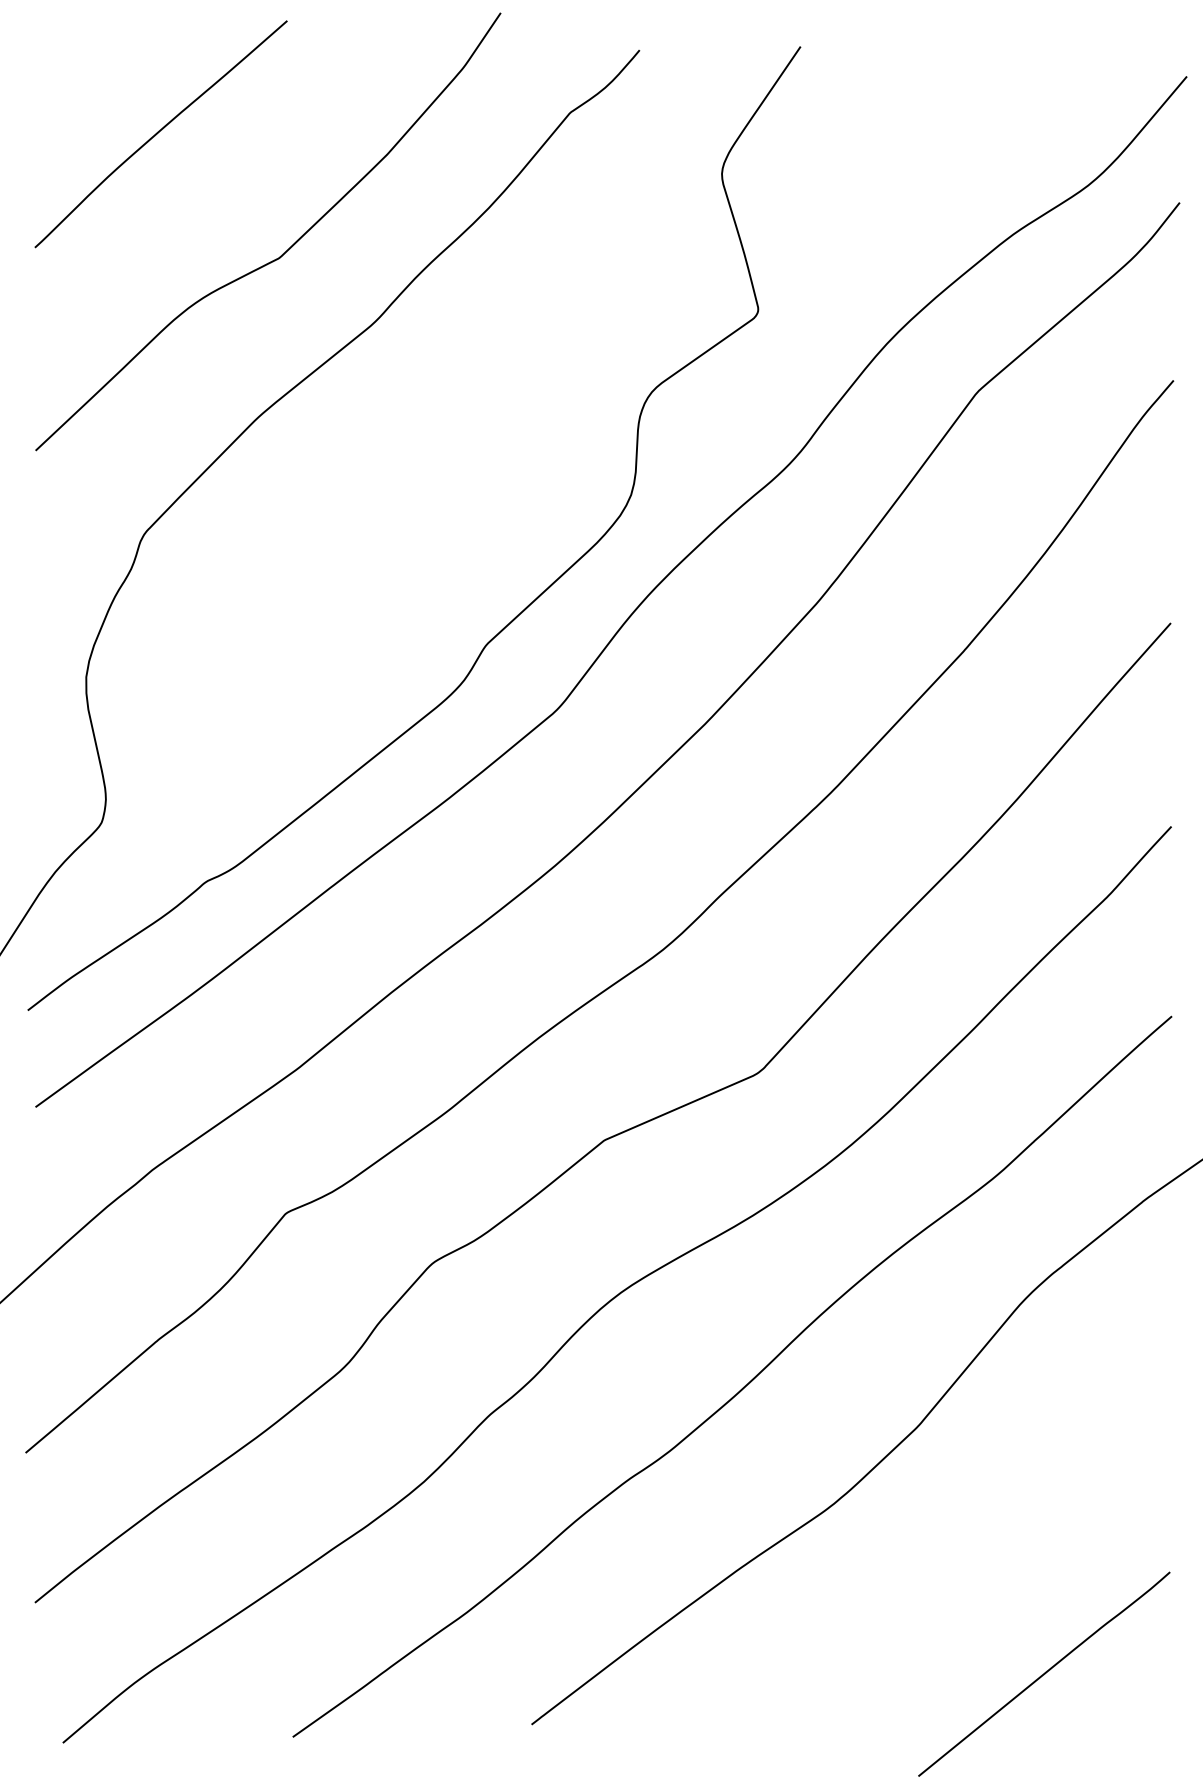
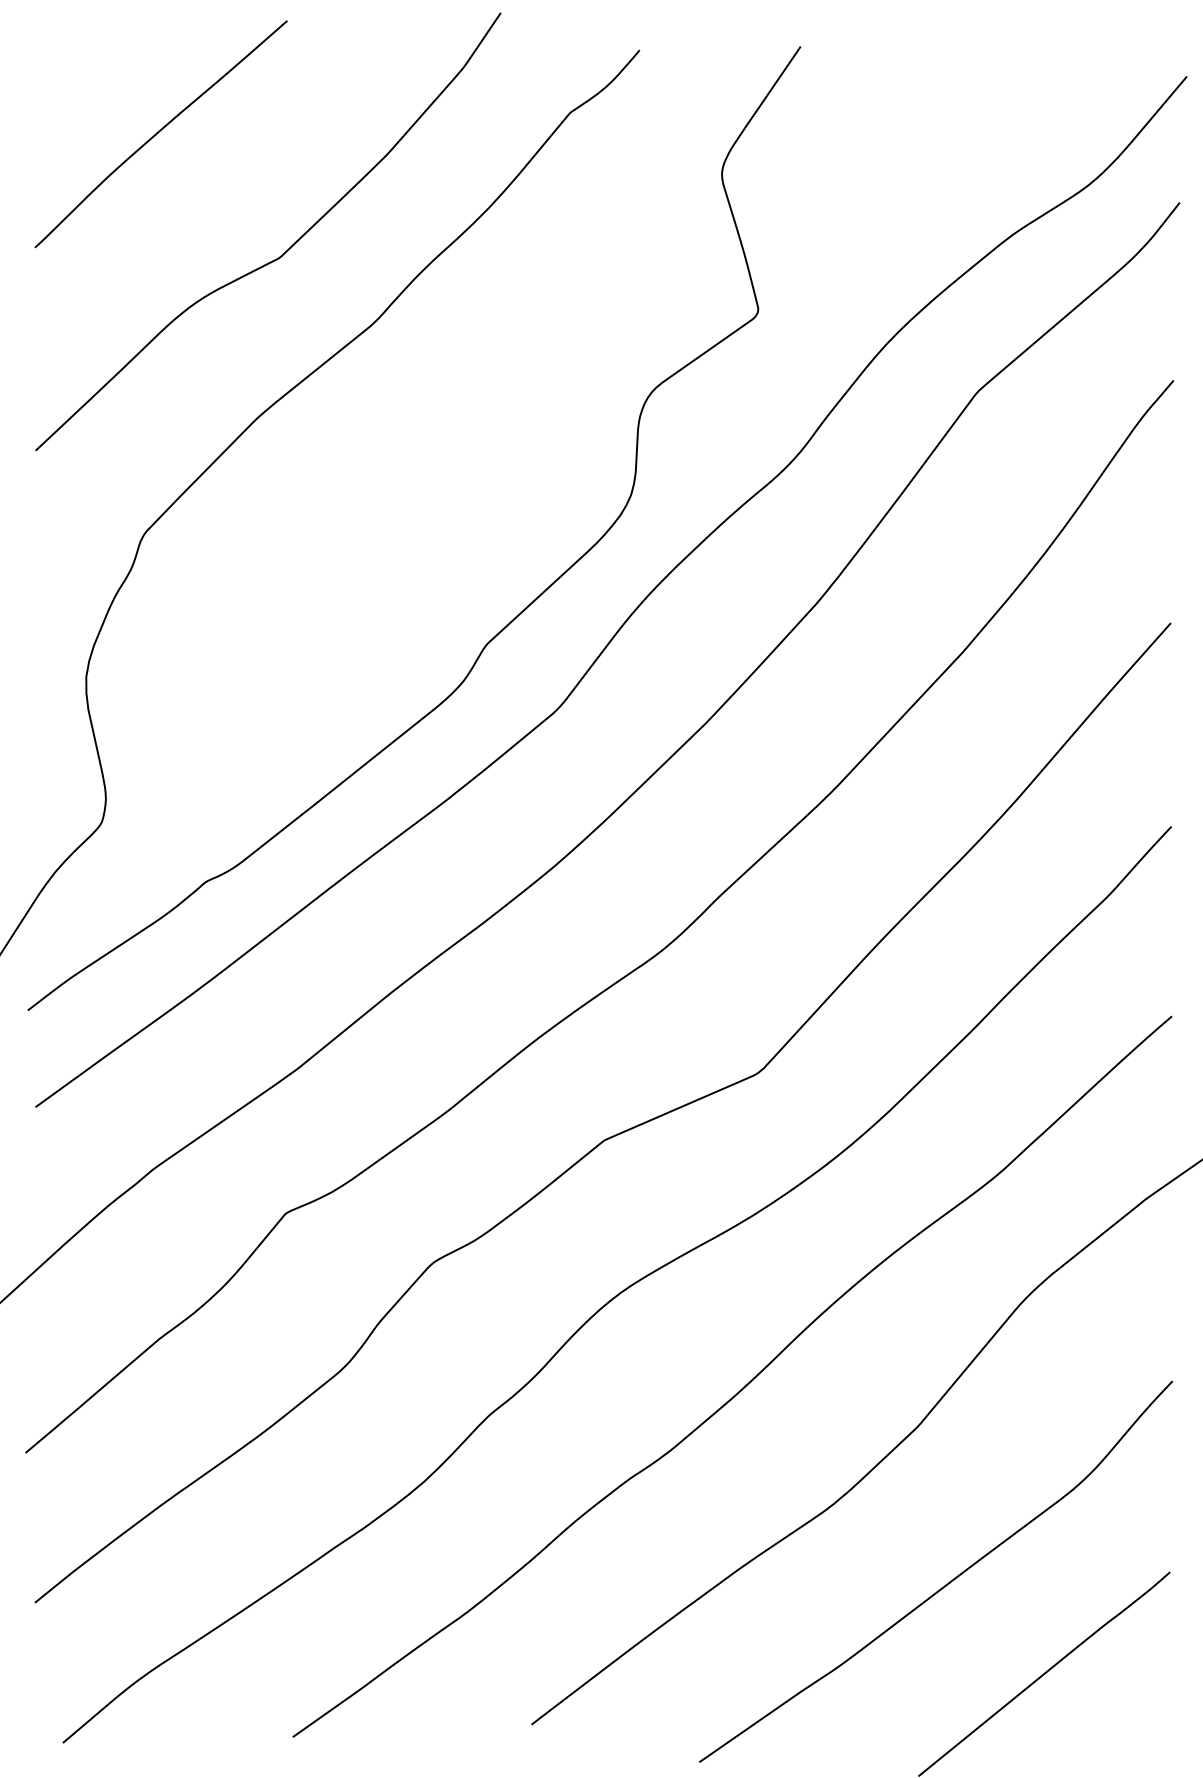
curve: none -> present (945, 1584)
